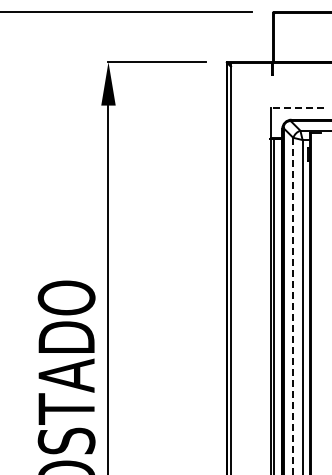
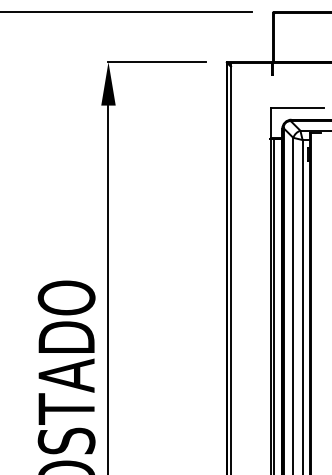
line: dashed -> solid (297, 108)
line: dashed -> solid (293, 306)
